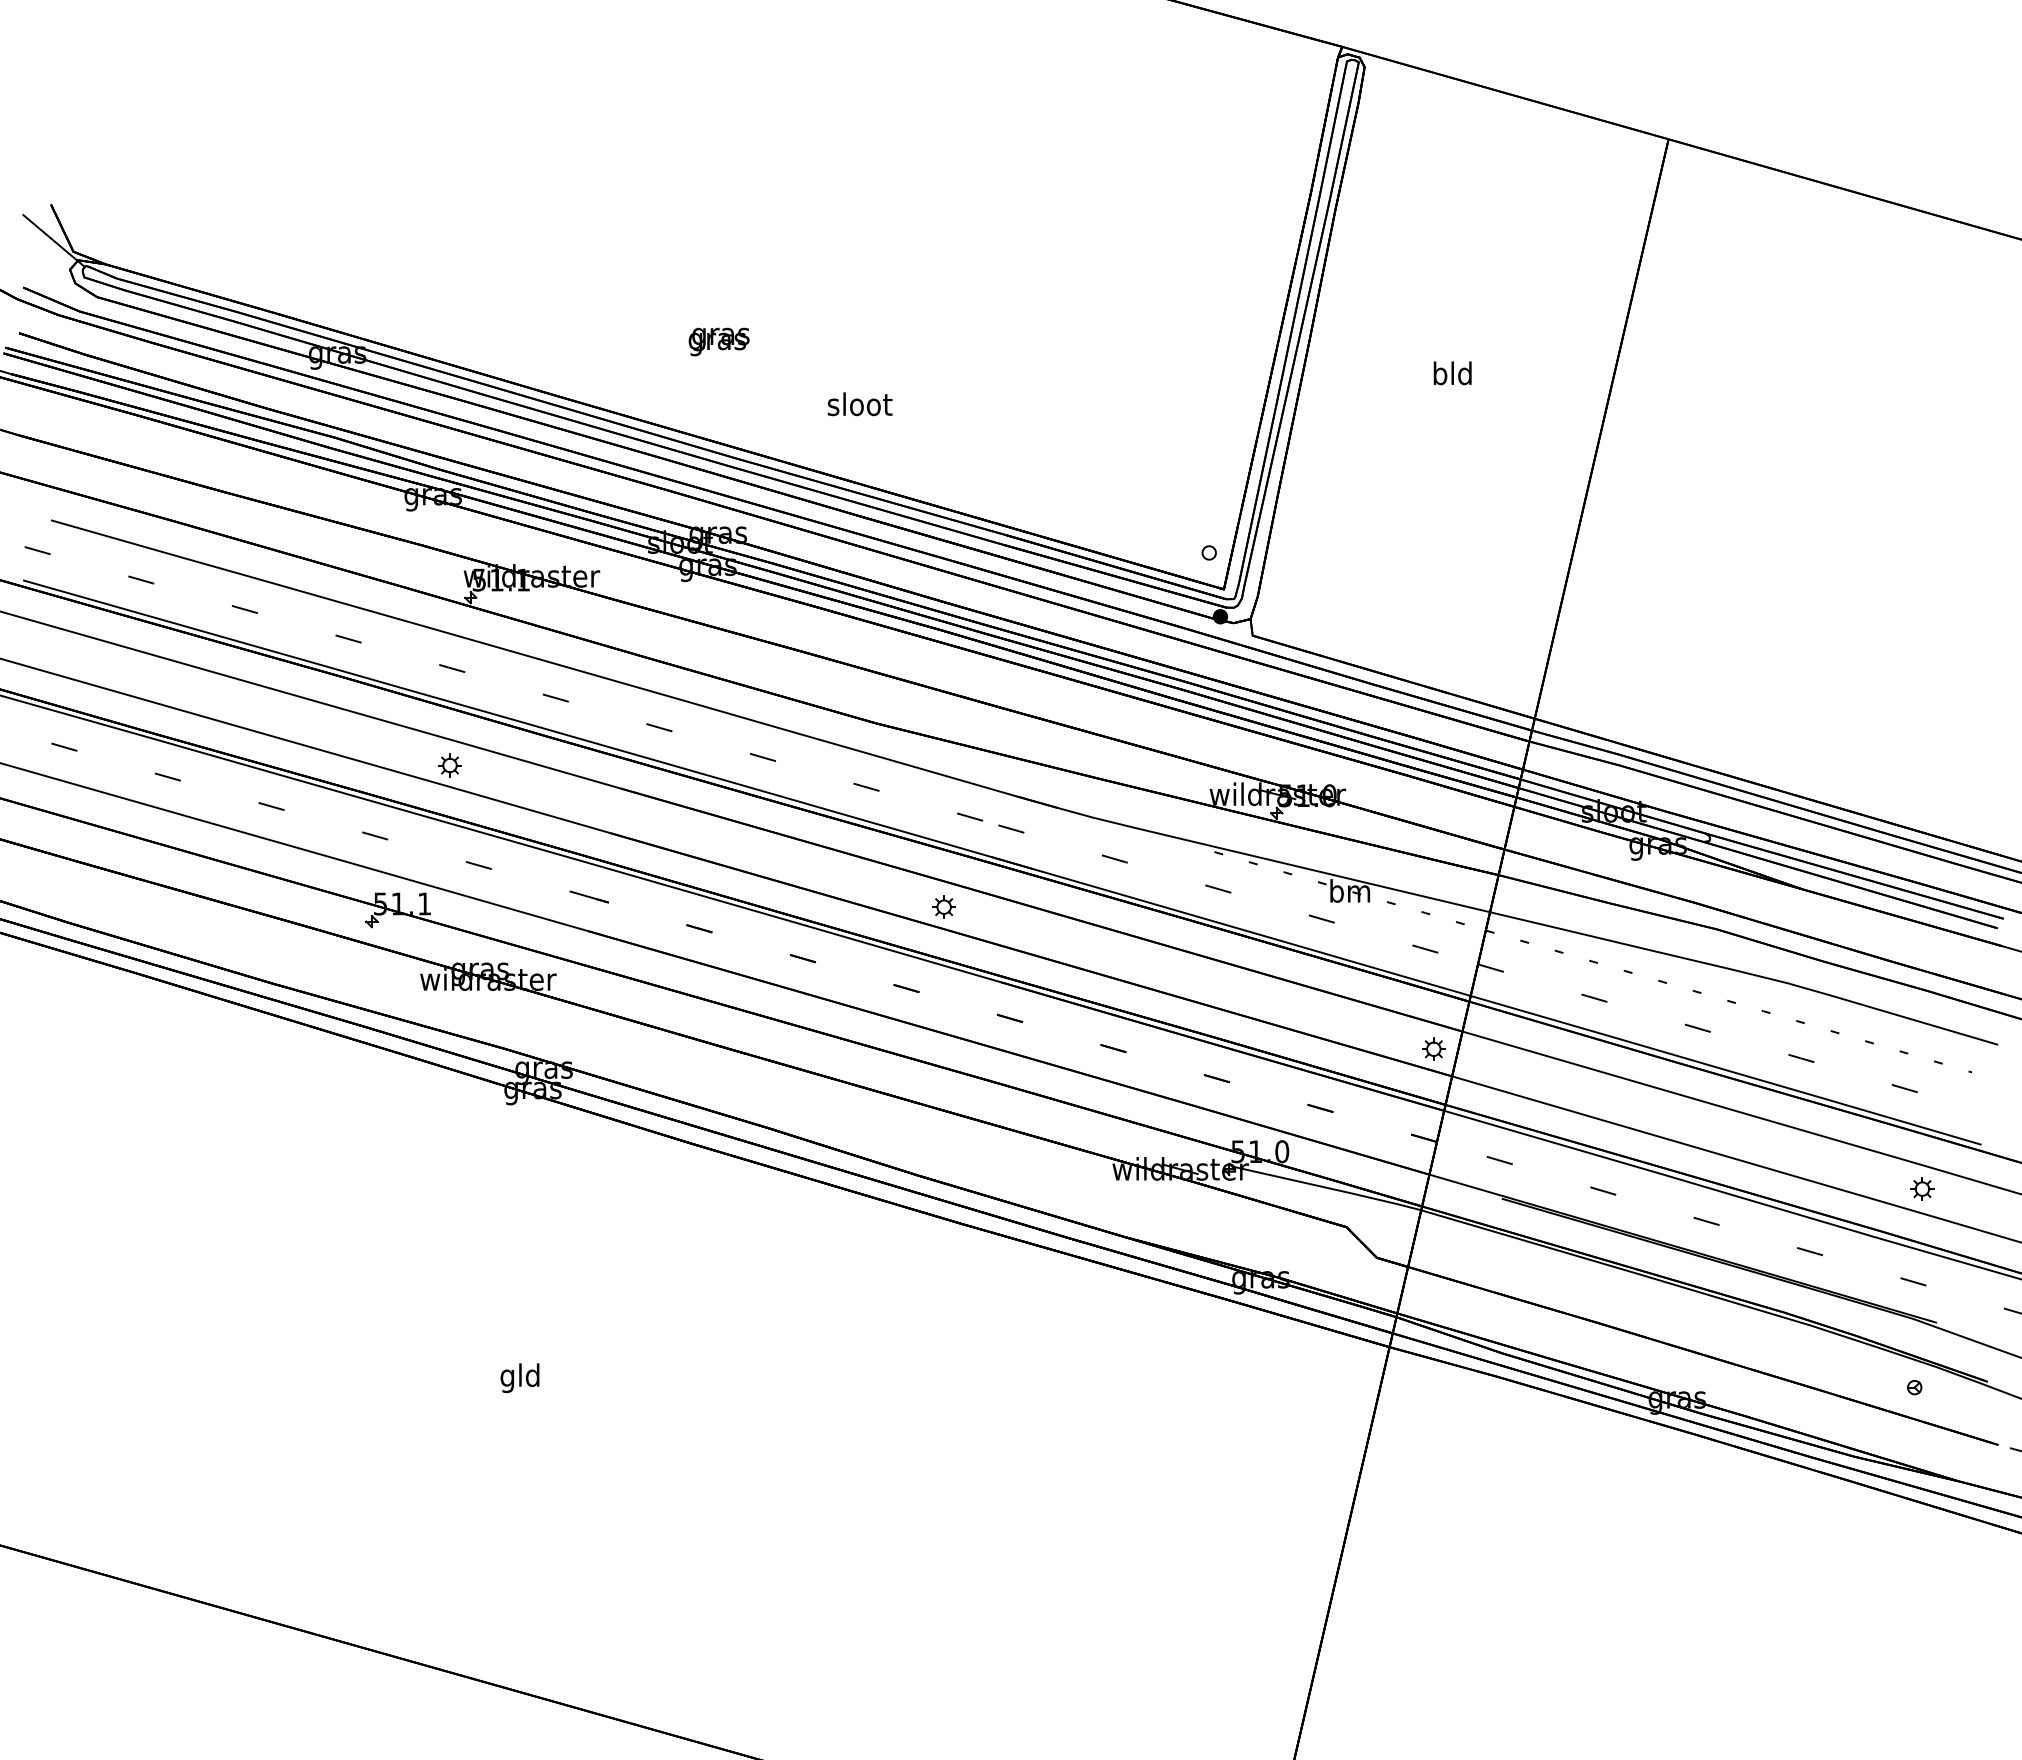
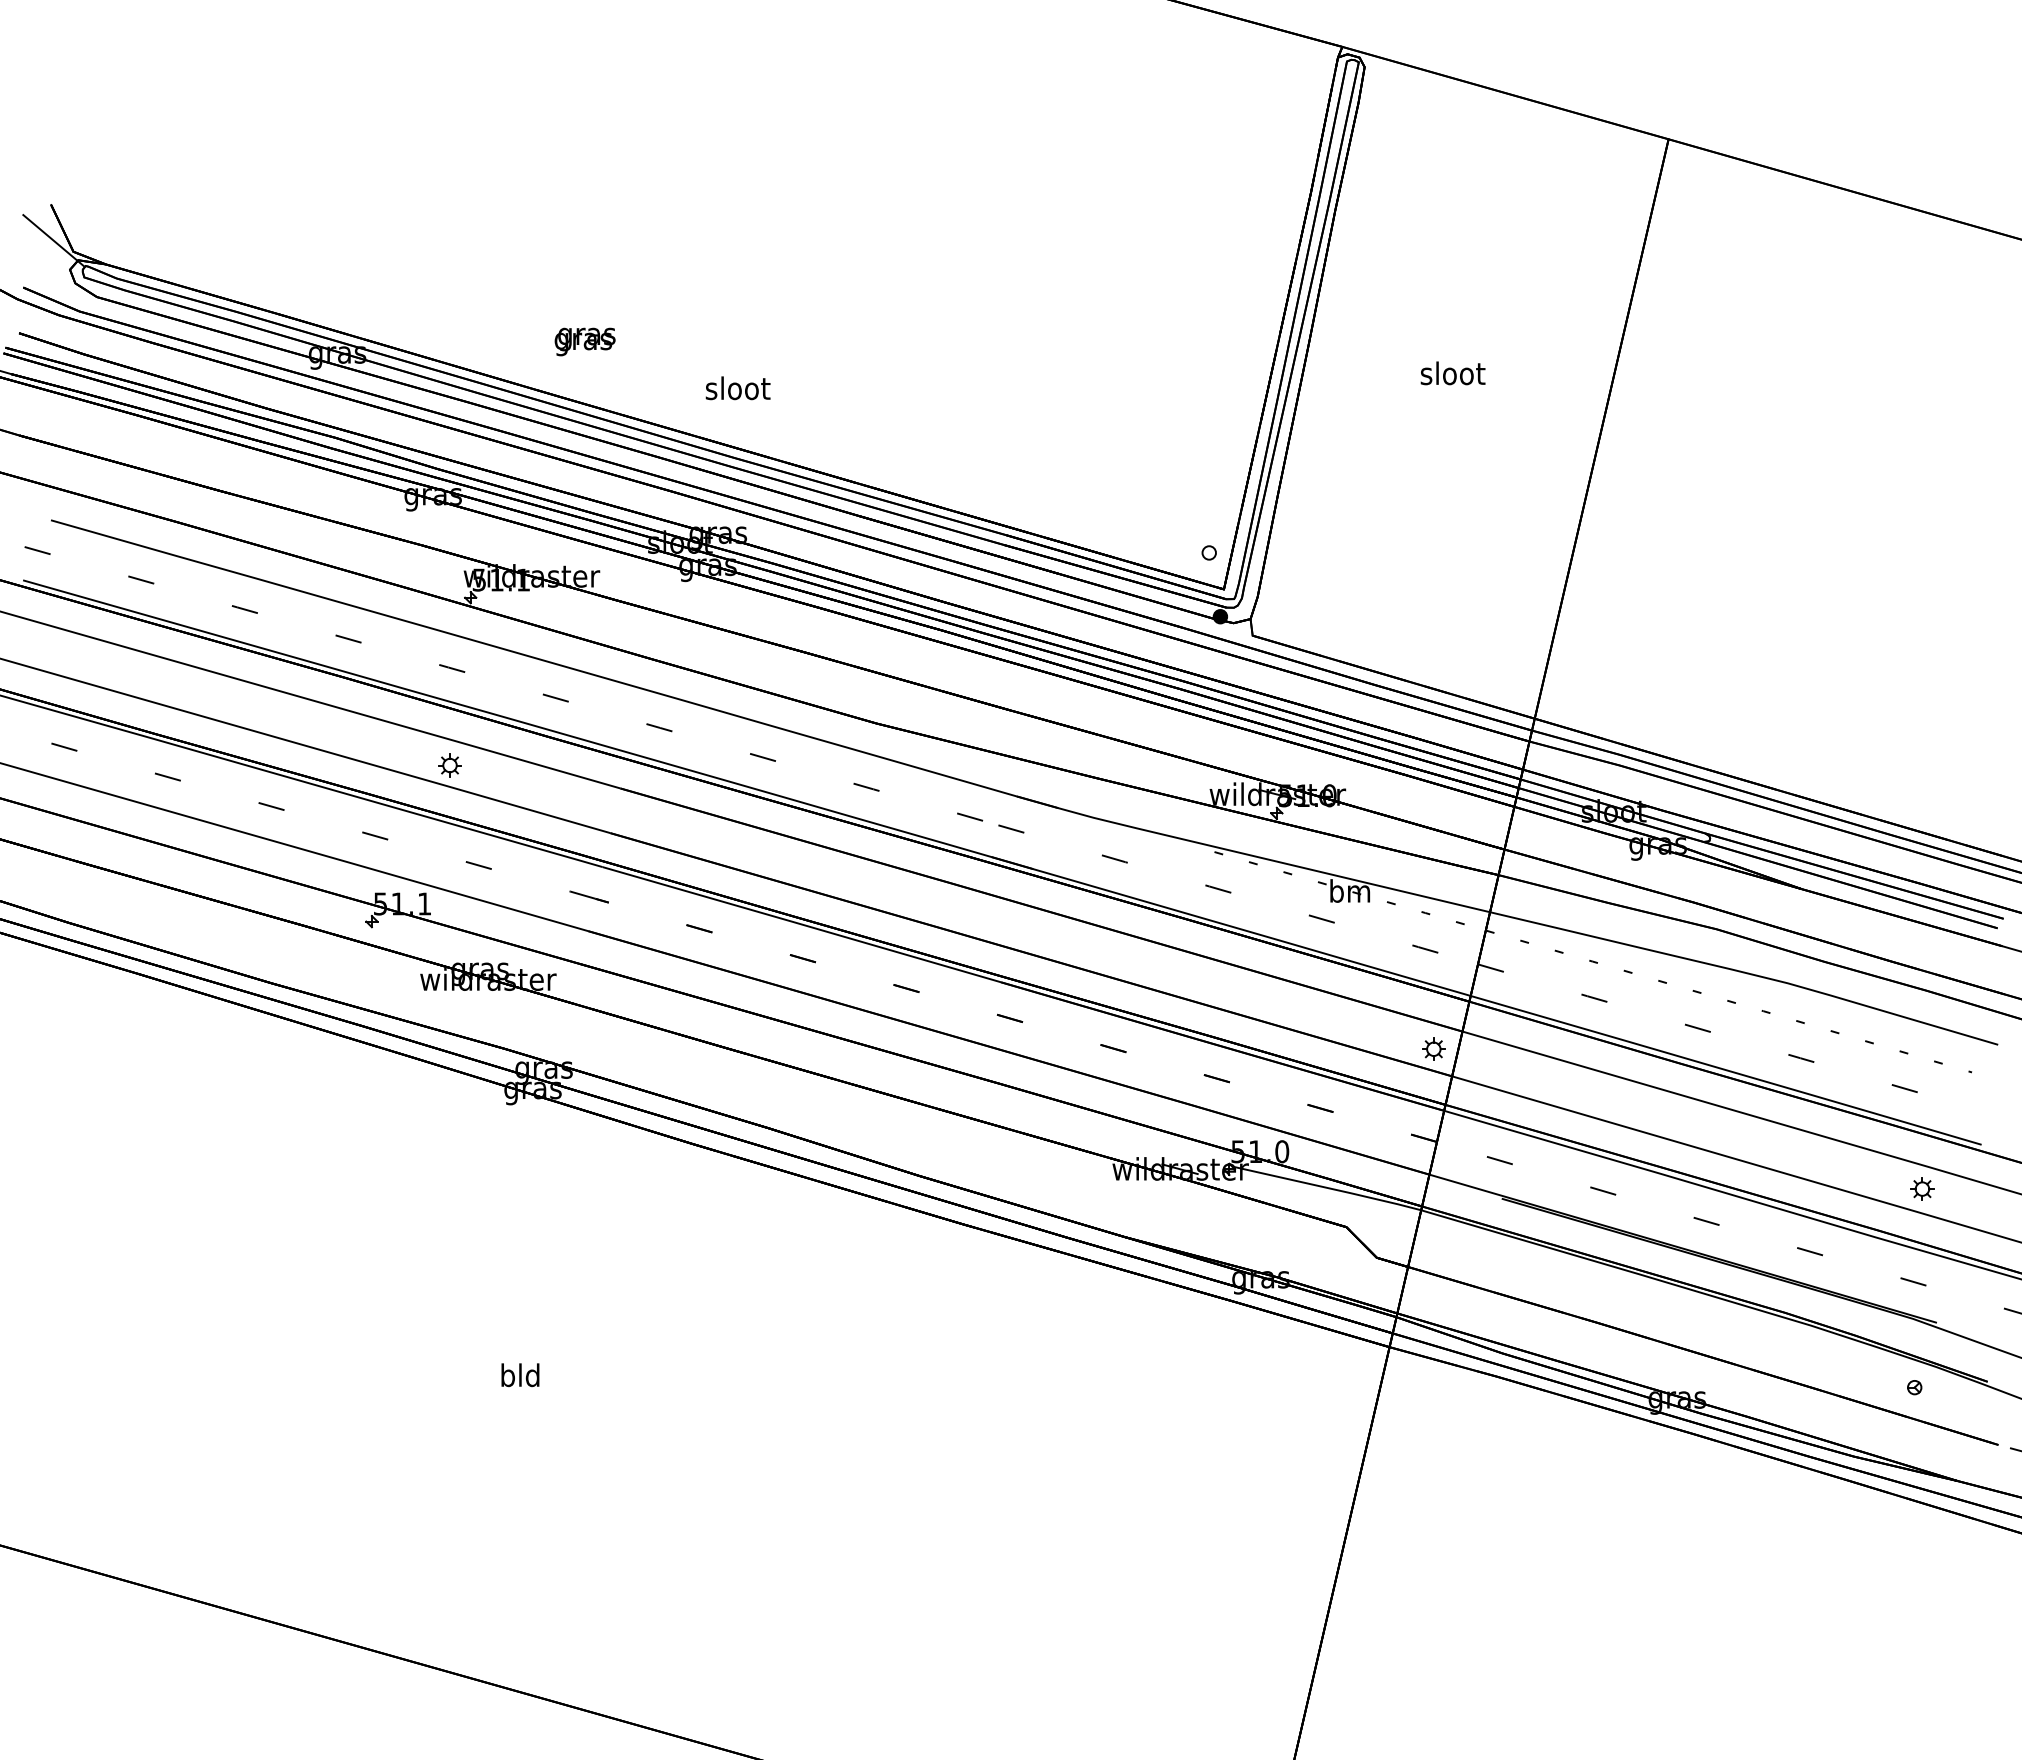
text position: (718, 341) -> (584, 341) (584, 341)
text: bld -> sloot (1452, 373)
text position: (859, 404) -> (737, 388) (737, 388)
part: present -> none (943, 906)
text: gld -> bld (507, 1378)
